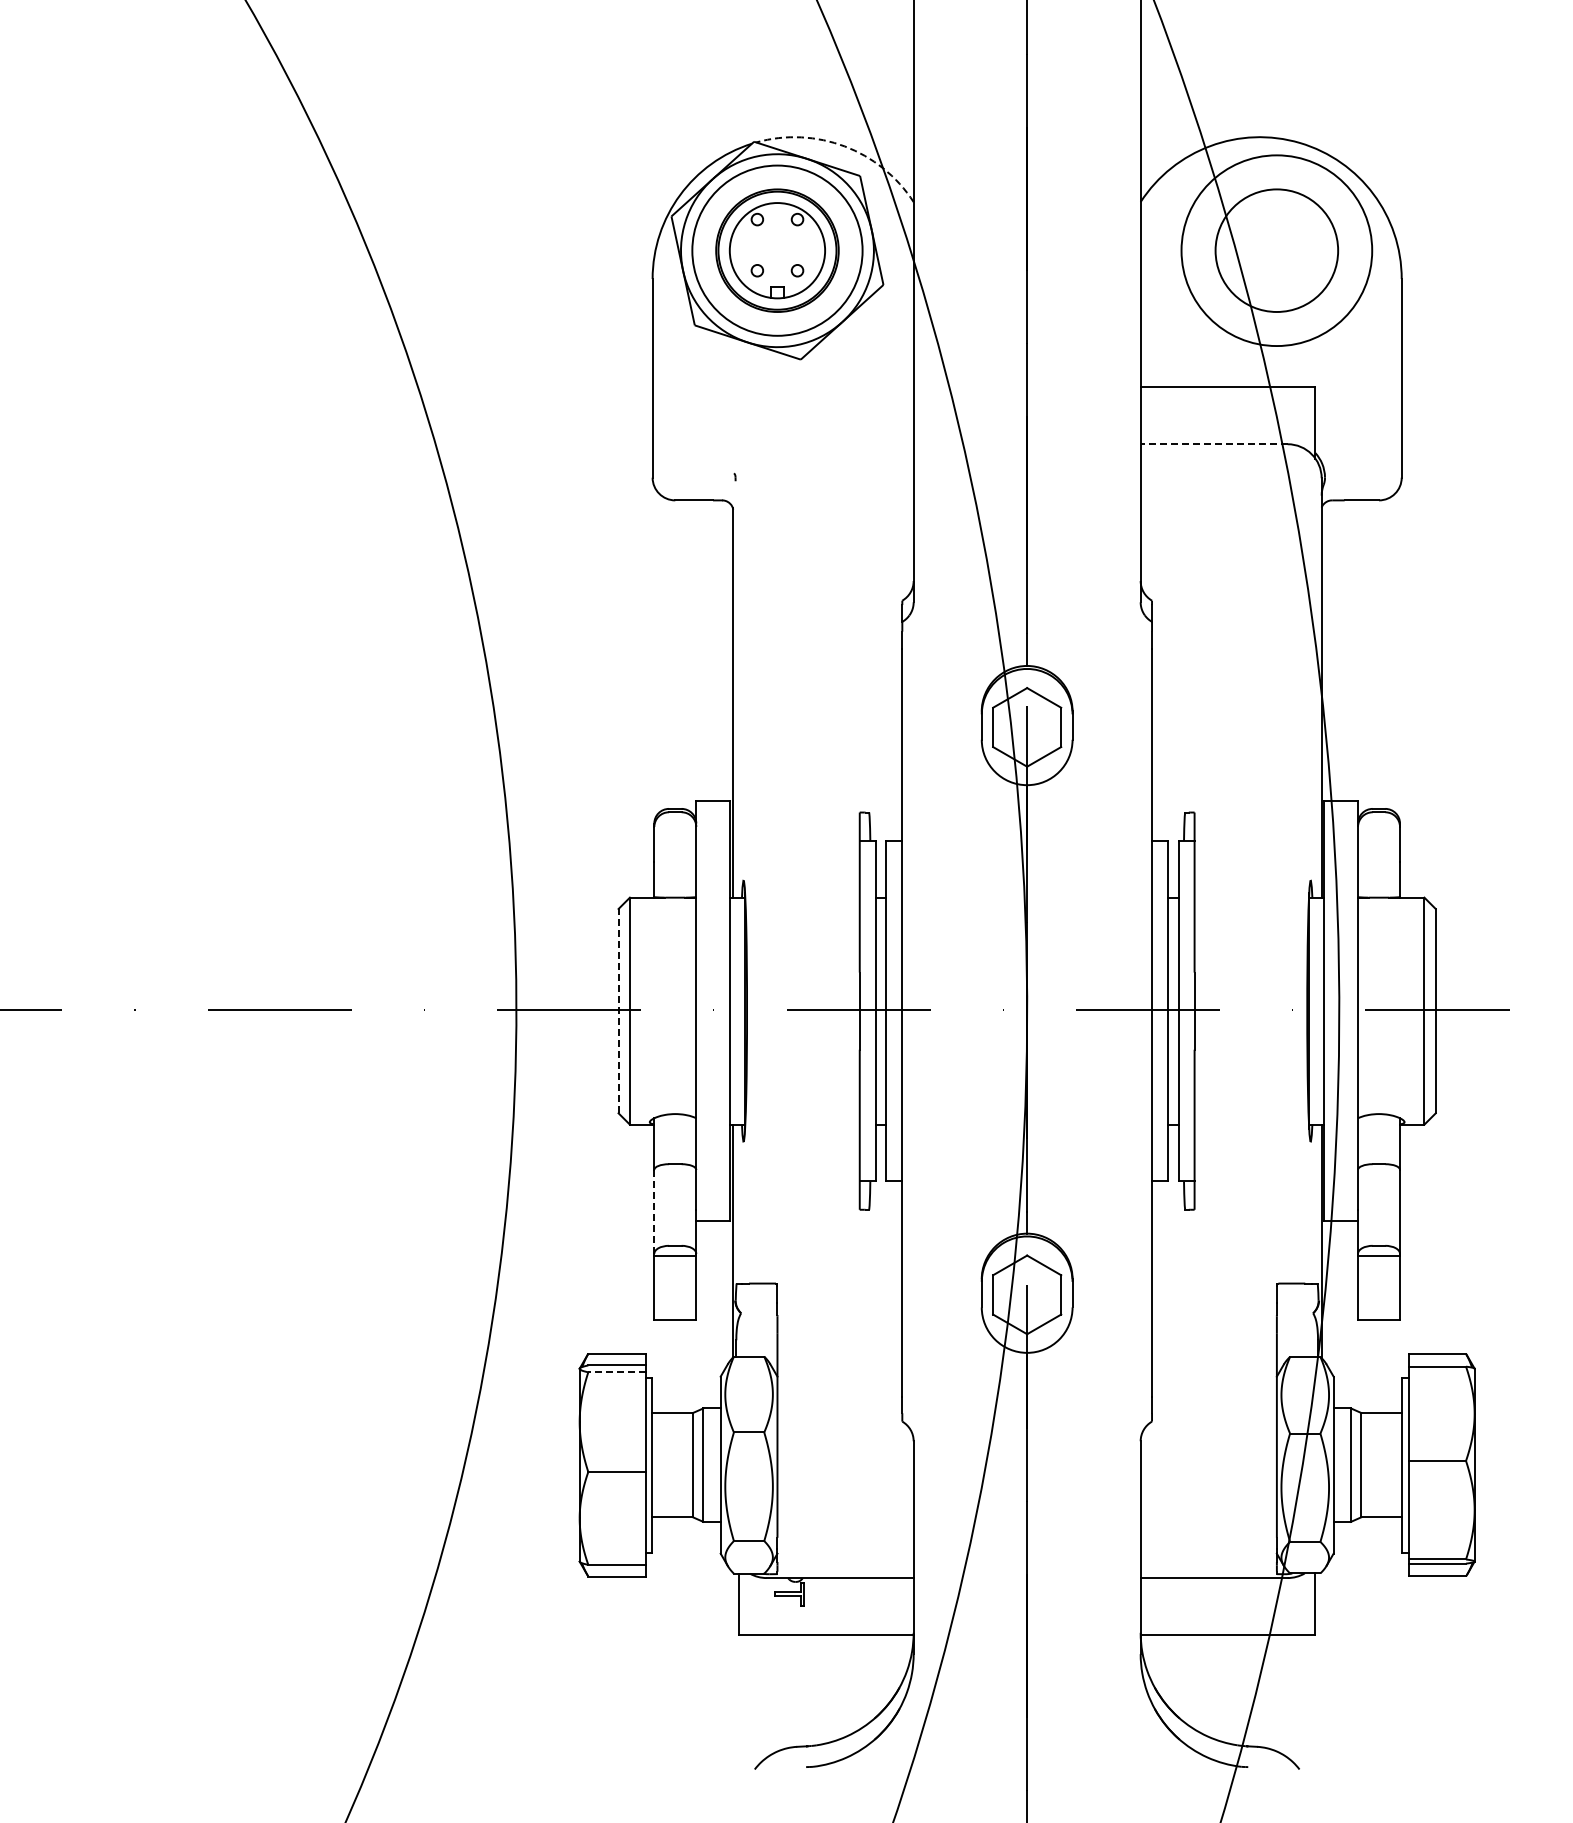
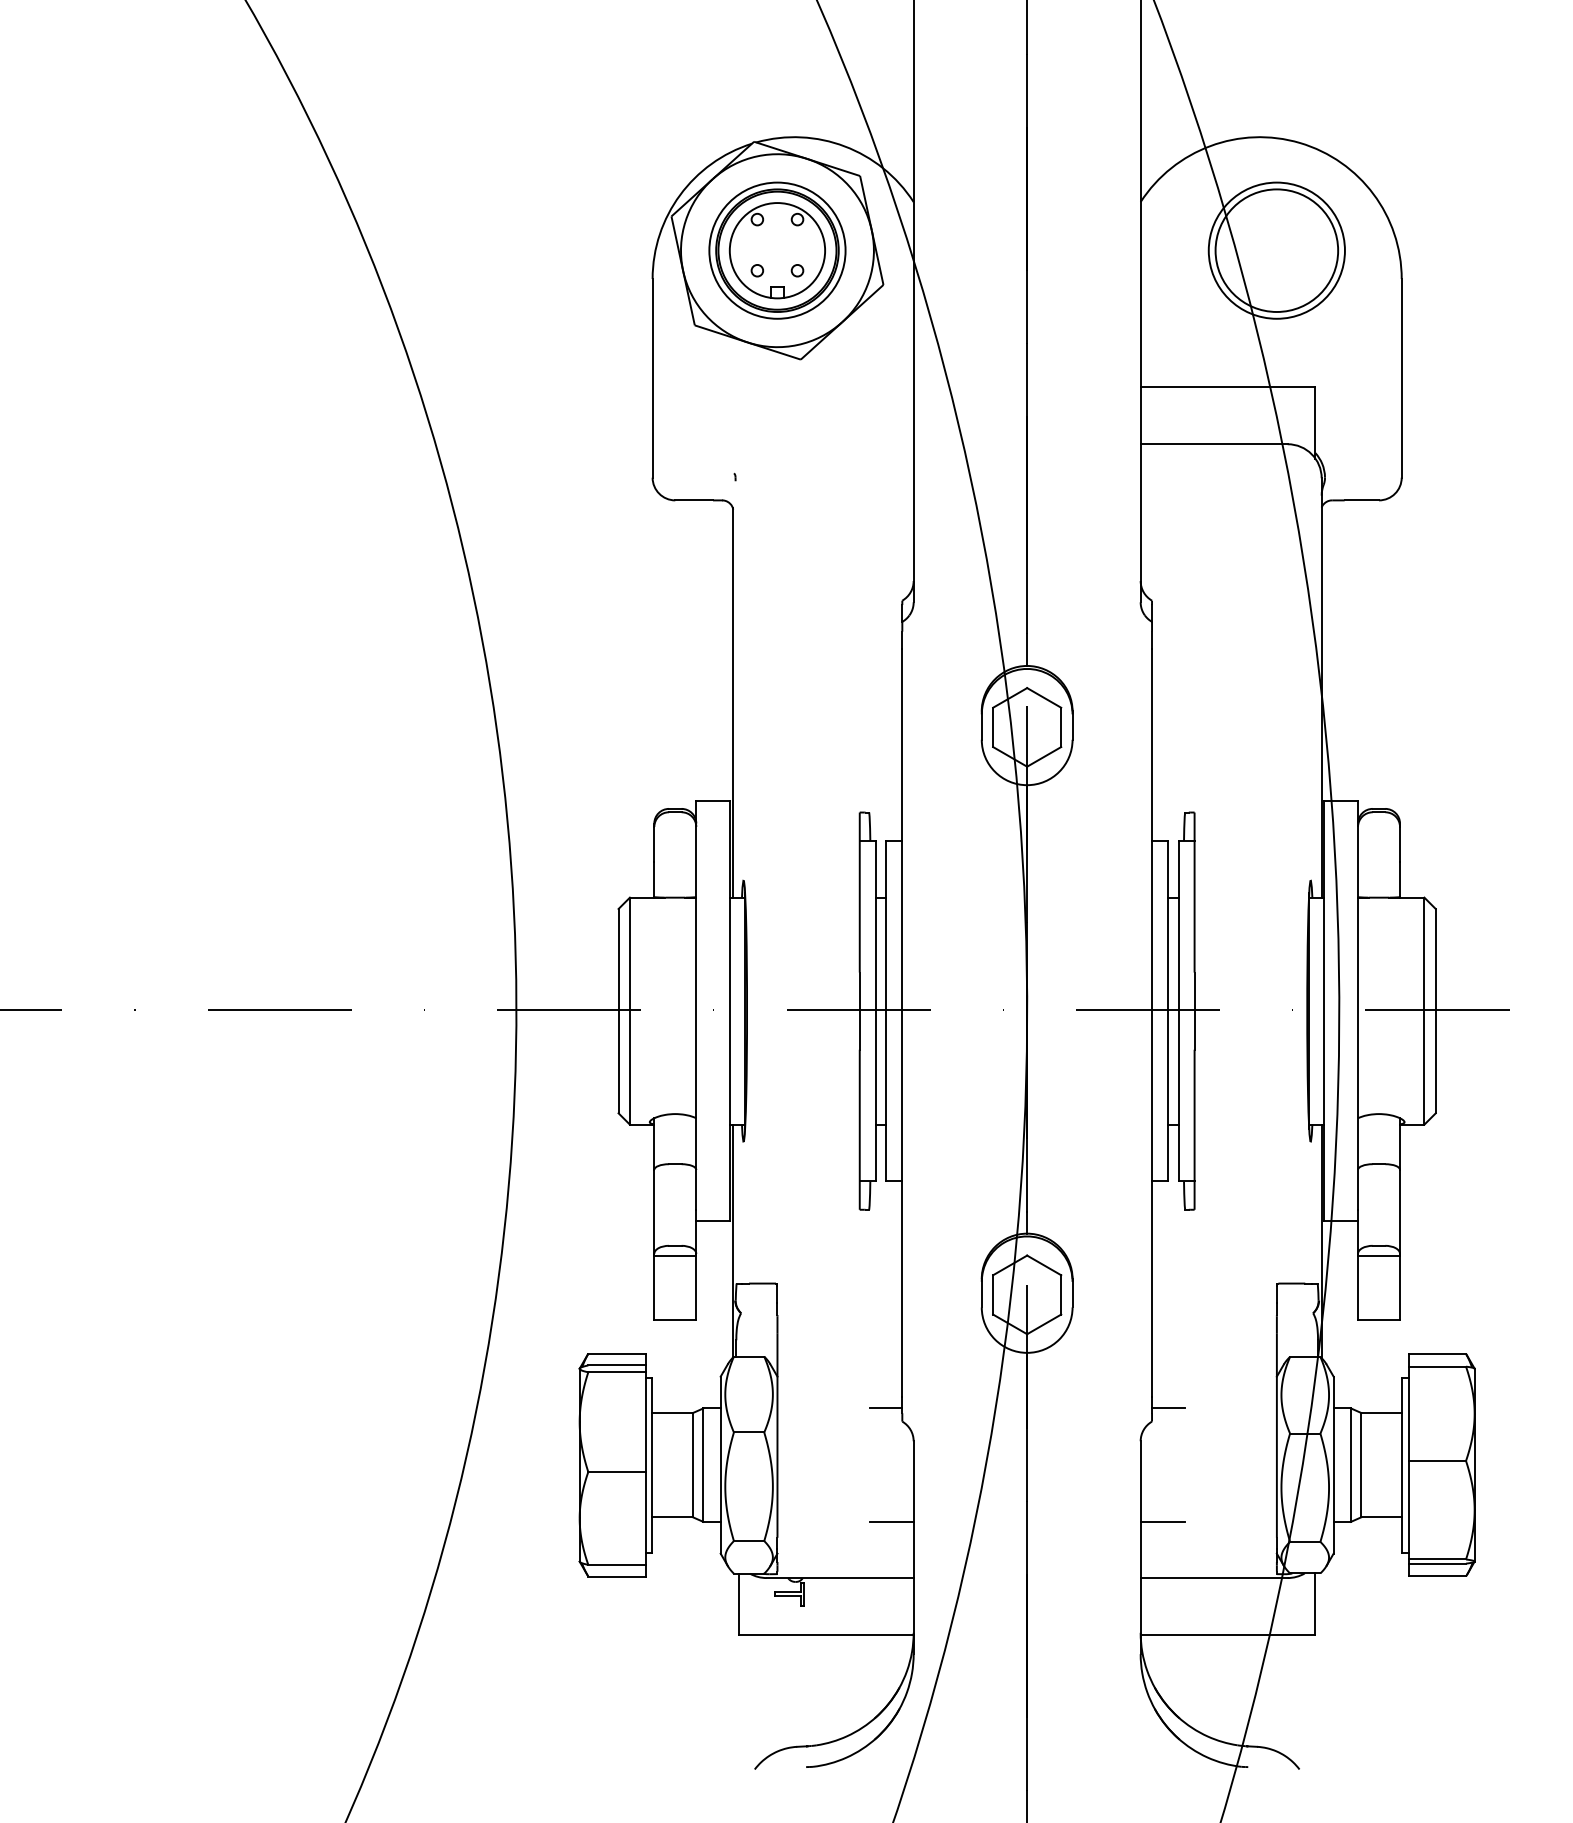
arc: dashed -> solid (844, 146)
circle diameter: 170 px -> 136 px (777, 250)
circle diameter: 191 px -> 136 px (1276, 250)
line: dashed -> solid (1213, 444)
line: dashed -> solid (618, 1010)
line: dashed -> solid (654, 1211)
line: dashed -> solid (616, 1372)
line: none -> present (885, 1408)
line: none -> present (1168, 1408)
line: none -> present (891, 1521)
line: none -> present (1162, 1521)
